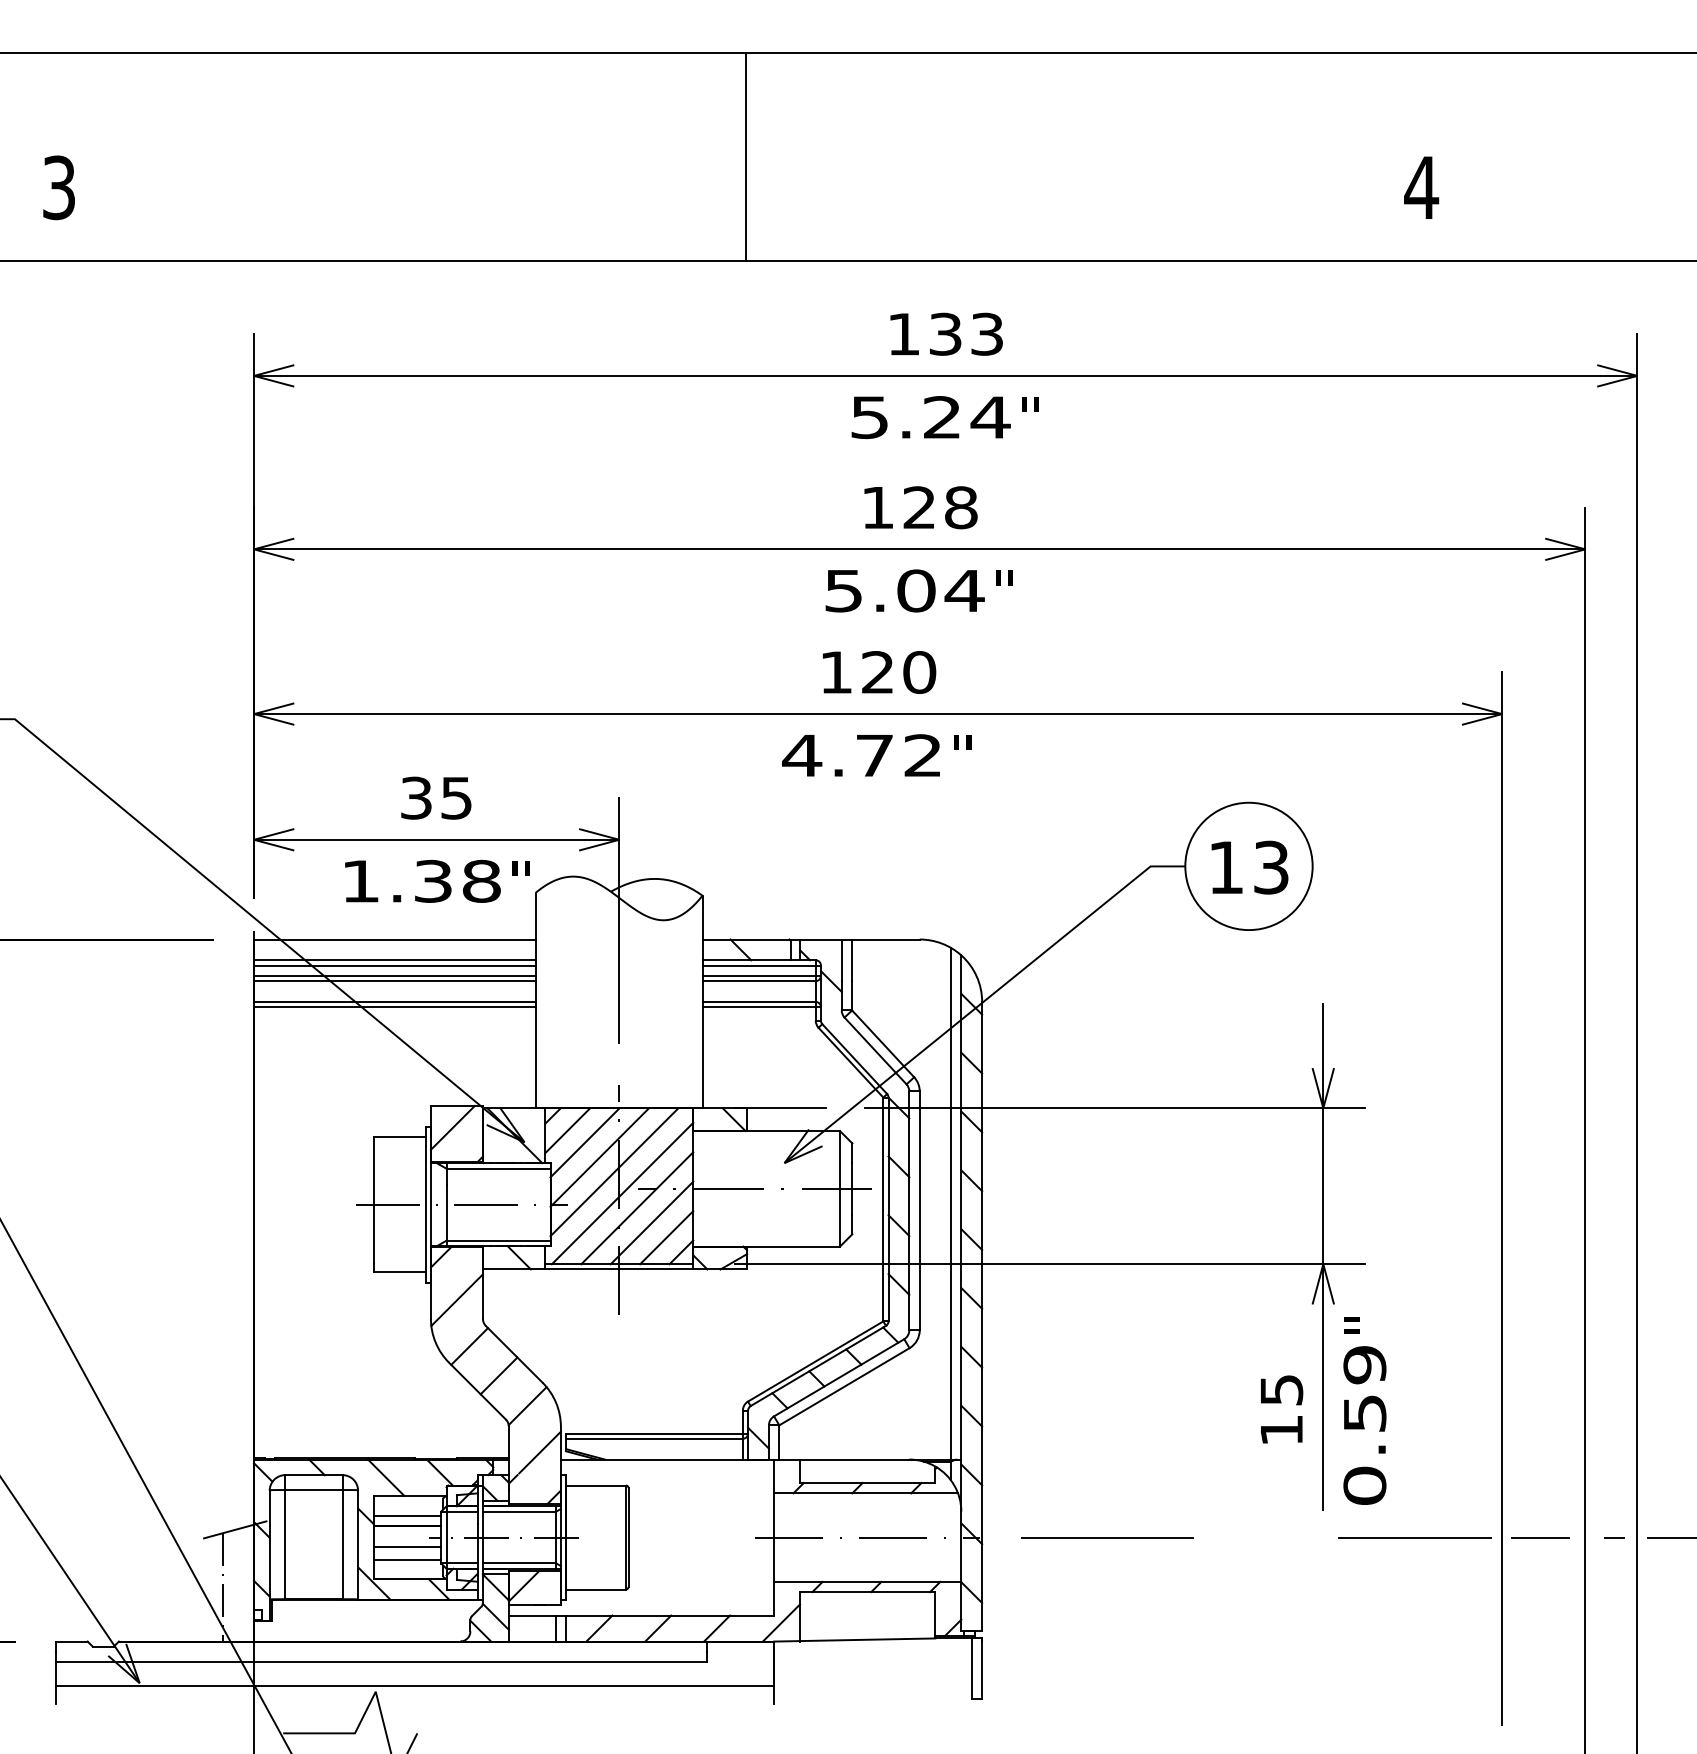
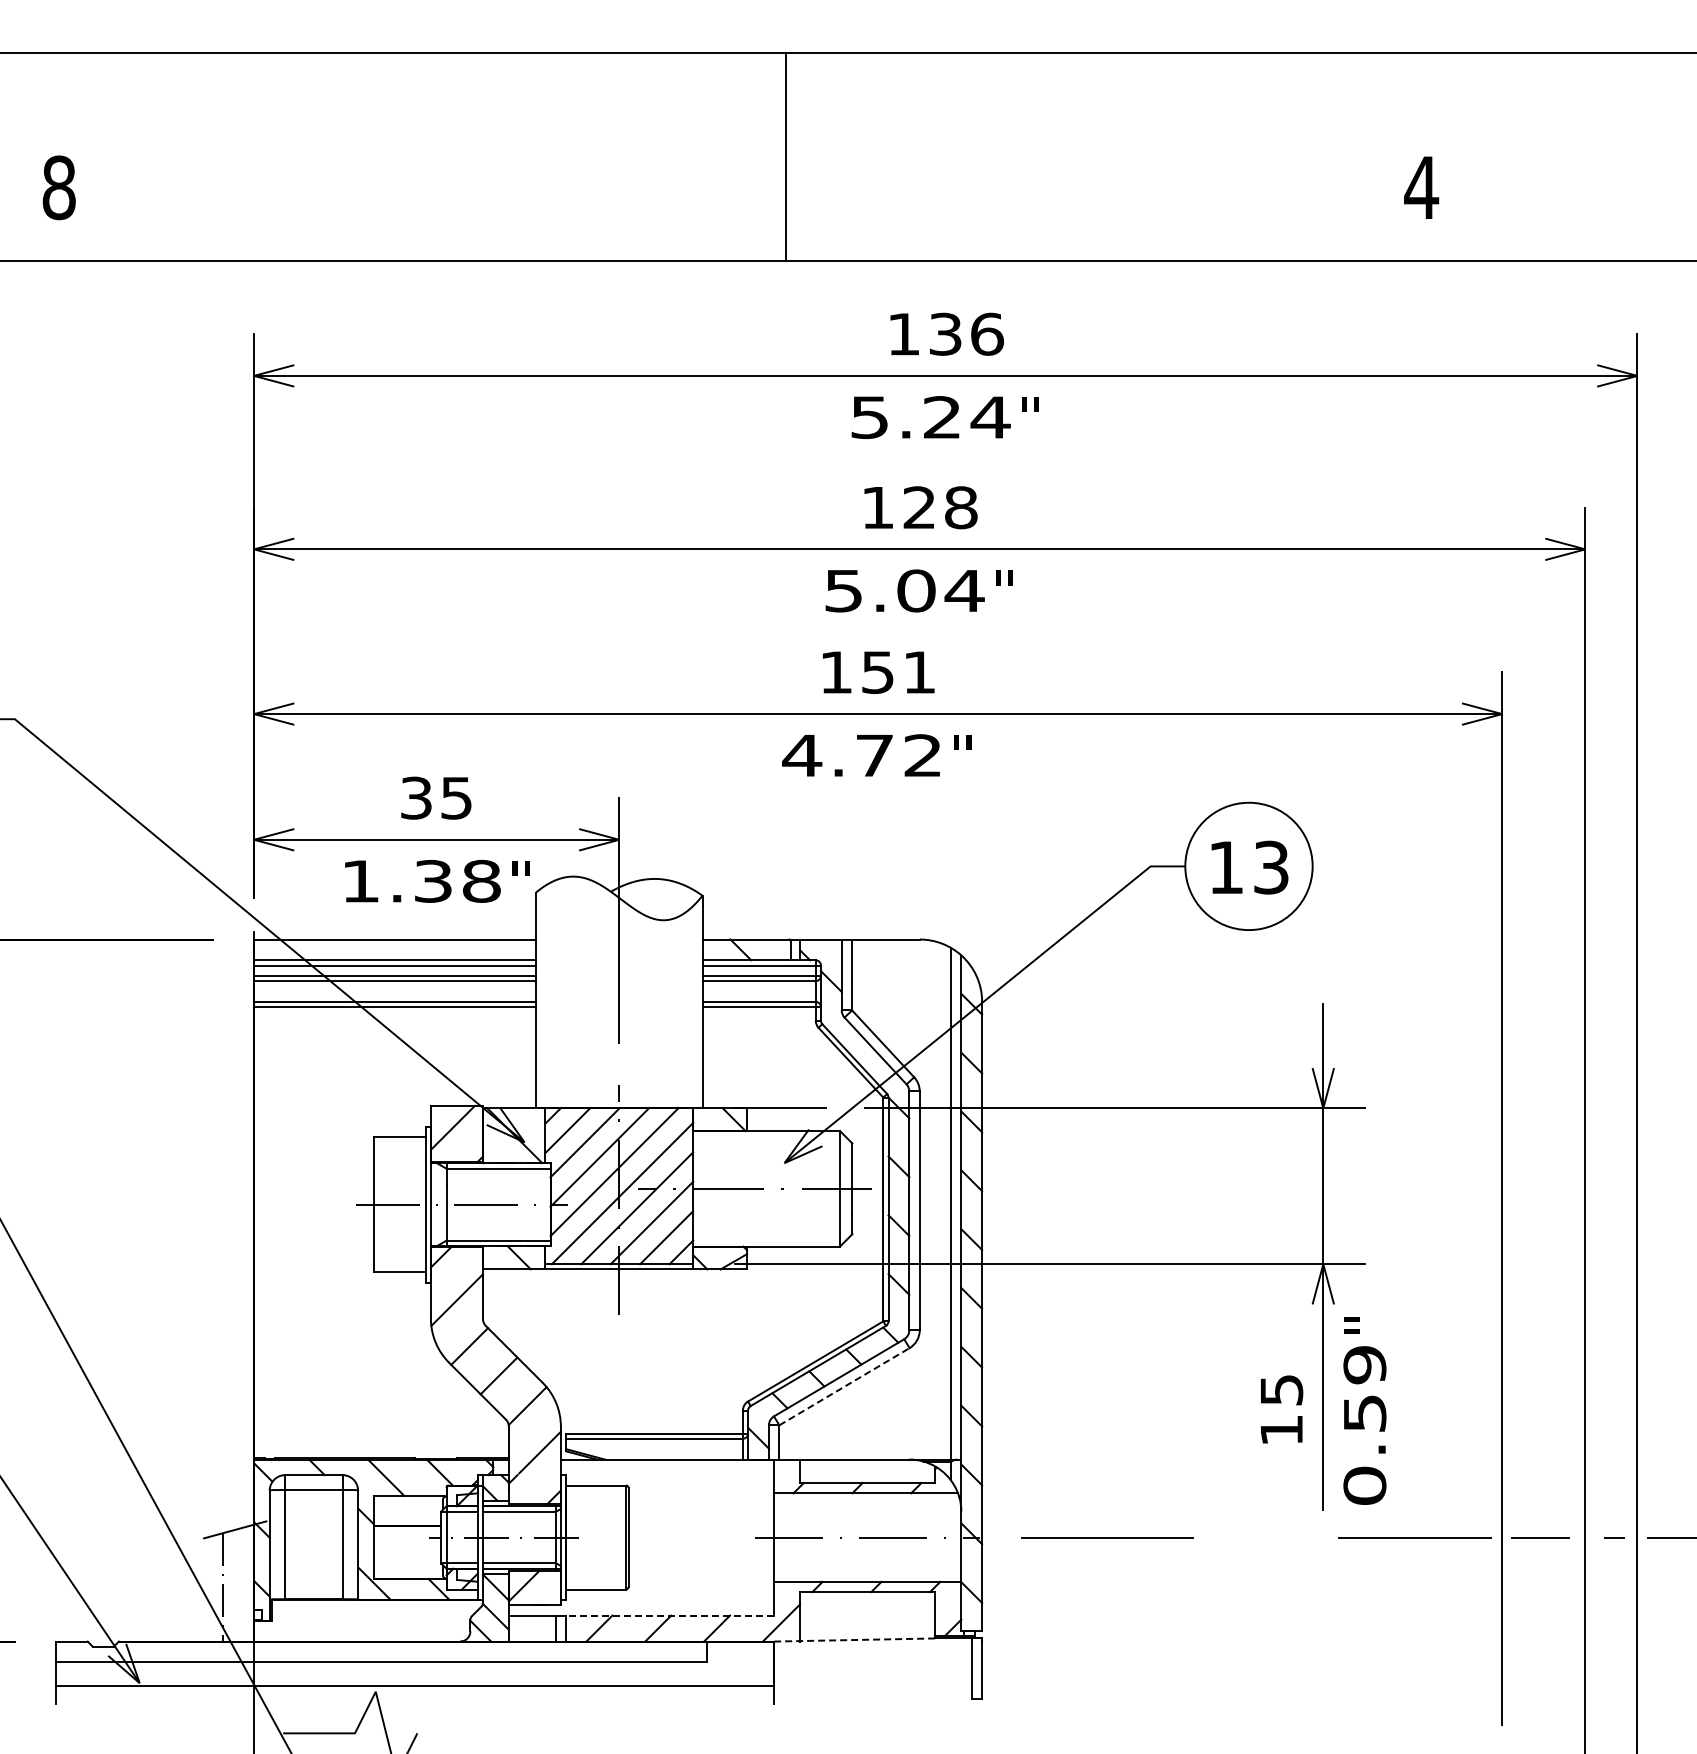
line position: (746, 156) -> (786, 156) (786, 156)
text: 3 -> 8 (58, 187)
text: 133 -> 136 (987, 333)
text: 120 -> 151 (899, 672)
line: solid -> dashed (844, 1386)
line: present -> none (407, 1516)
line: present -> none (407, 1547)
line: present -> none (407, 1560)
line: solid -> dashed (669, 1615)
line: solid -> dashed (854, 1640)
